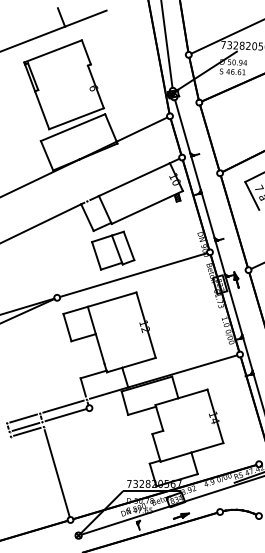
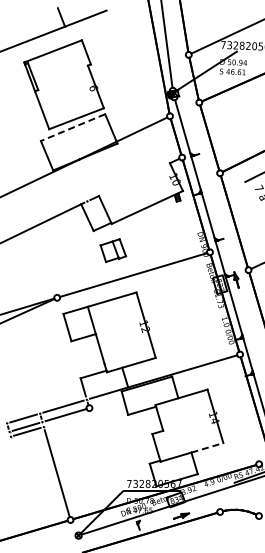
line: solid -> dashed (73, 127)
line: present -> none (134, 179)
line: present -> none (252, 195)
part size: 45x41 px -> 29x26 px (113, 250)
line: solid -> dashed (207, 447)
